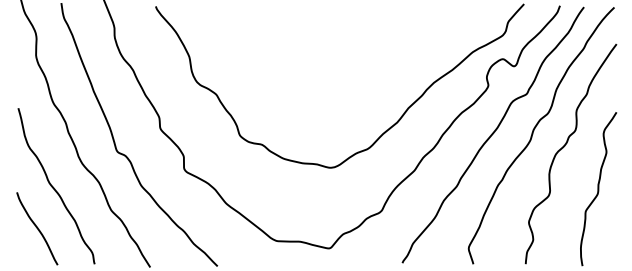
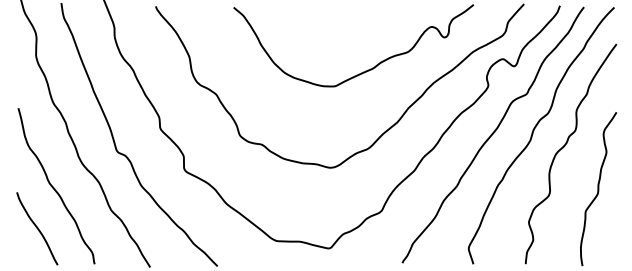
curve: none -> present (365, 70)
